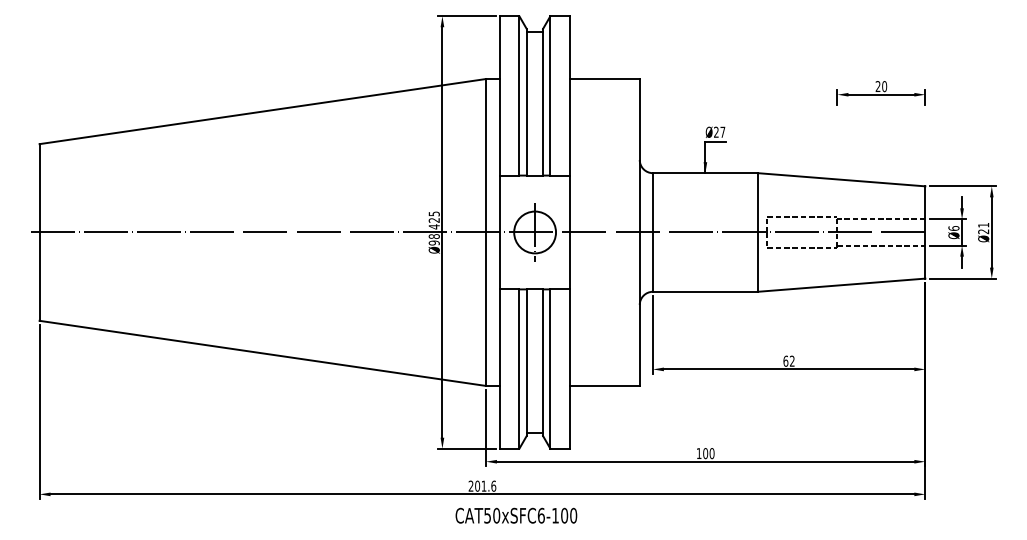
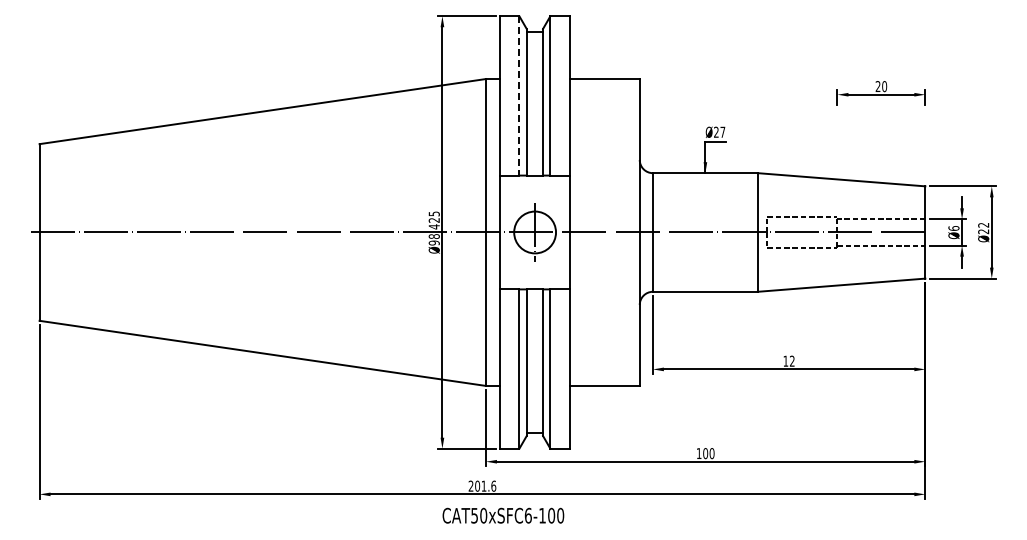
line: solid -> dashed (519, 95)
text: Ø21 -> Ø22 (983, 225)
text: 62 -> 12 (785, 360)
text position: (516, 515) -> (503, 515) (503, 515)
